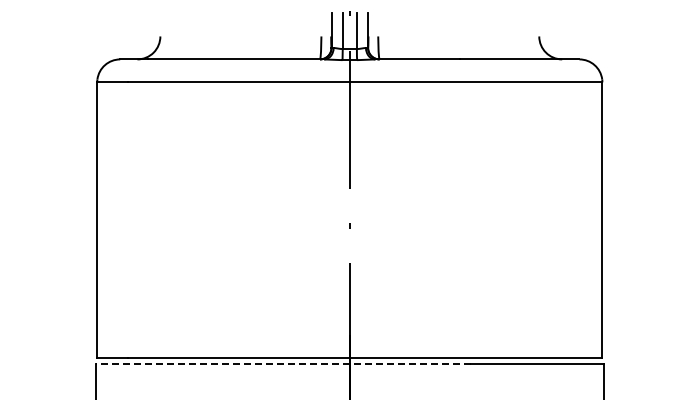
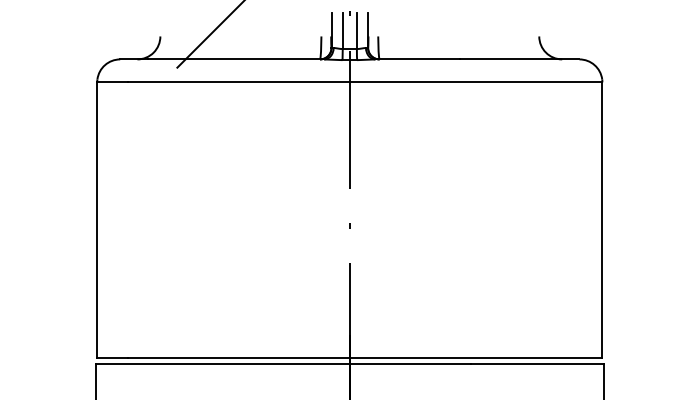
line: none -> present (209, 35)
line: dashed -> solid (283, 363)
